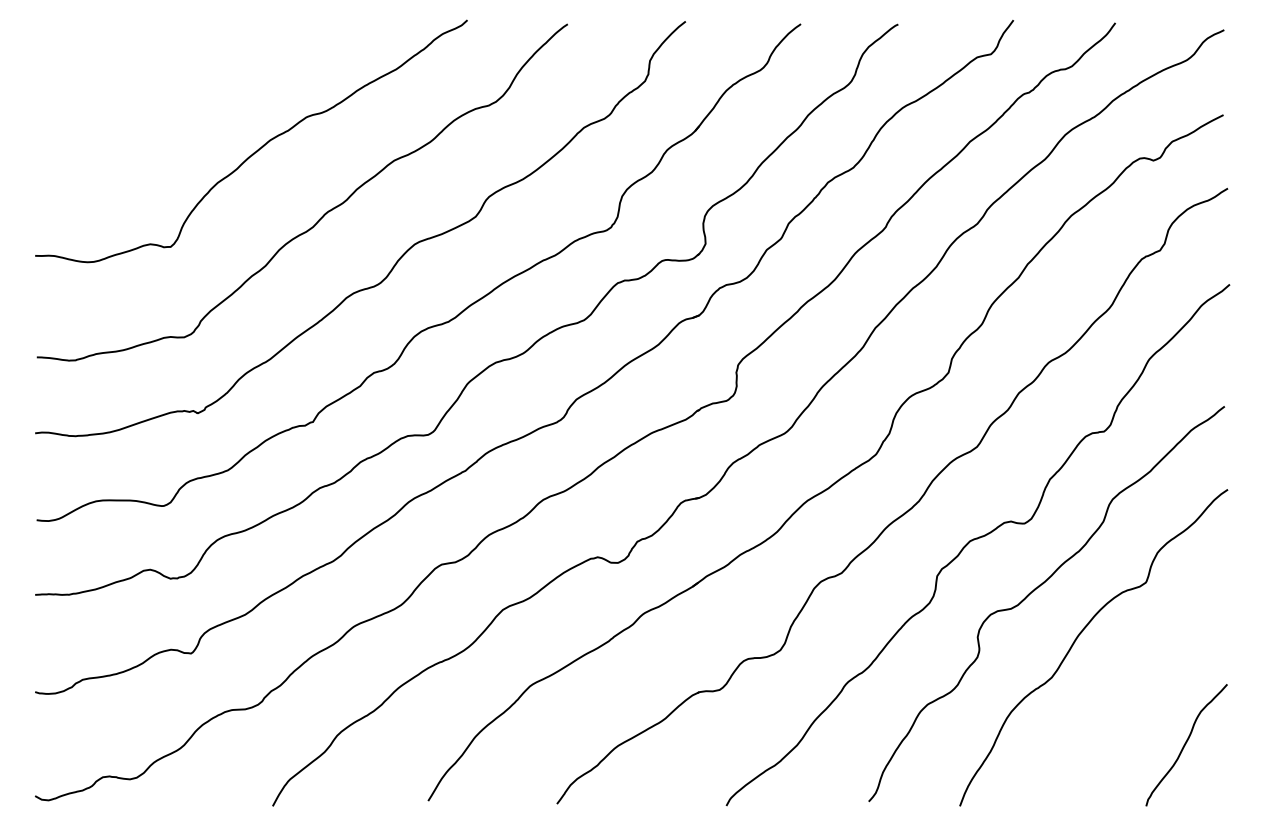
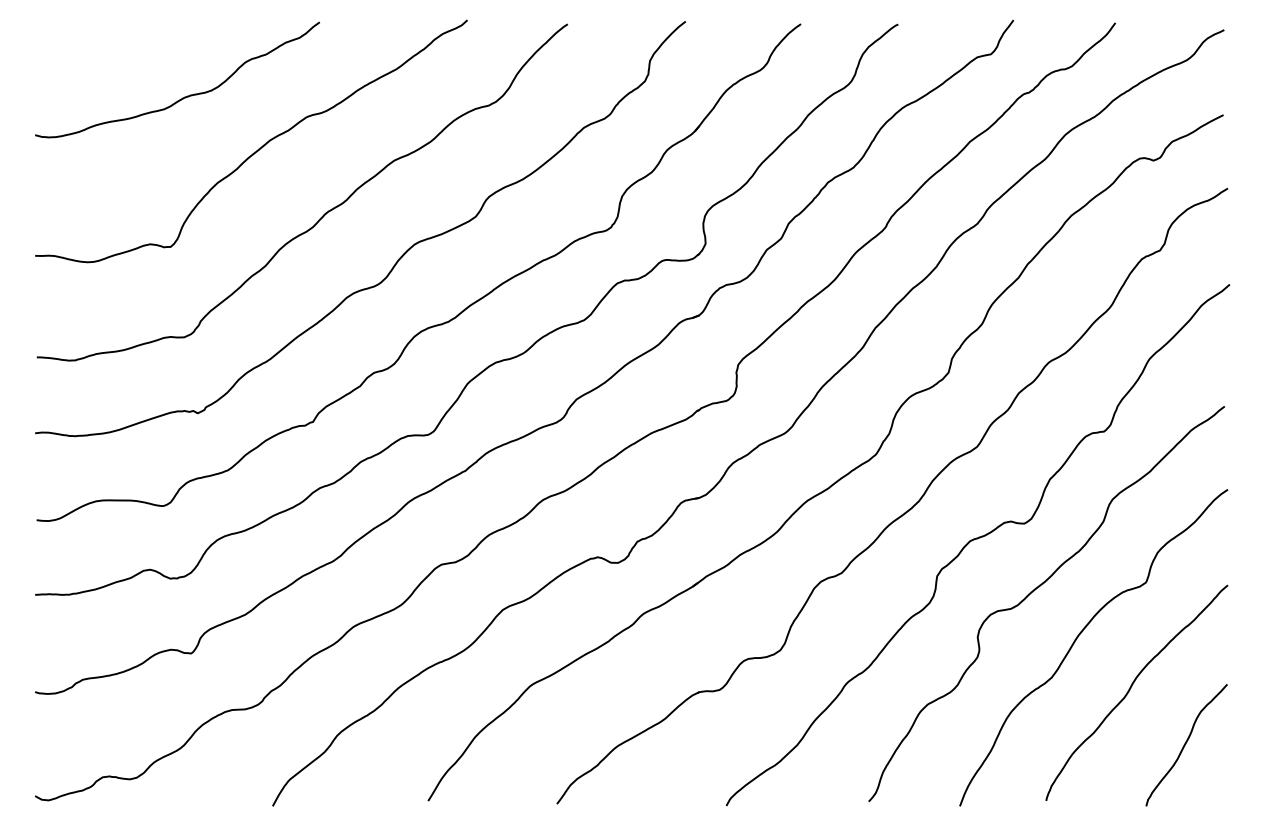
curve: none -> present (184, 96)
curve: none -> present (1130, 690)
